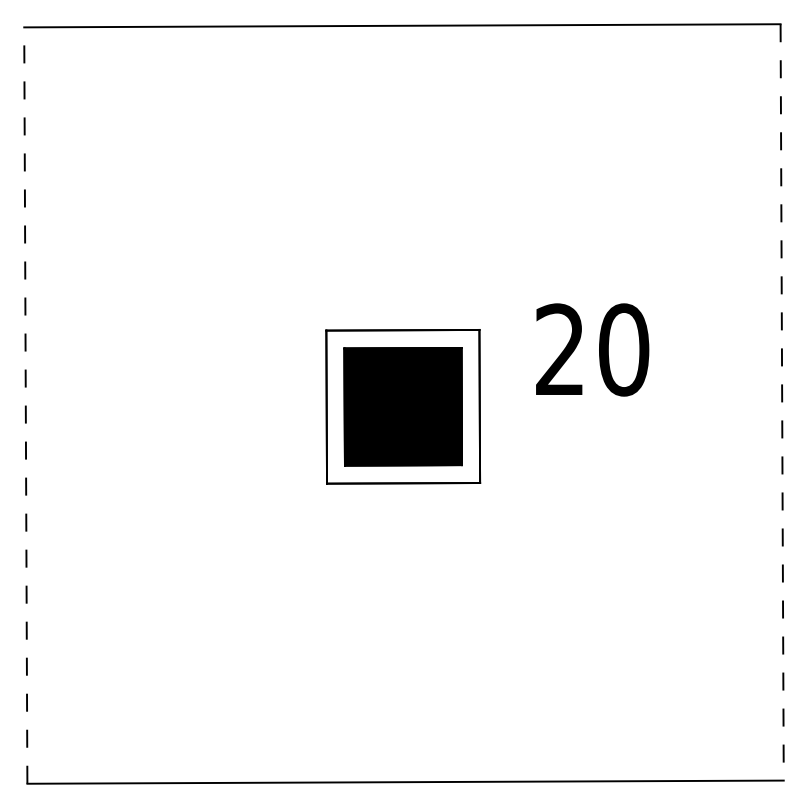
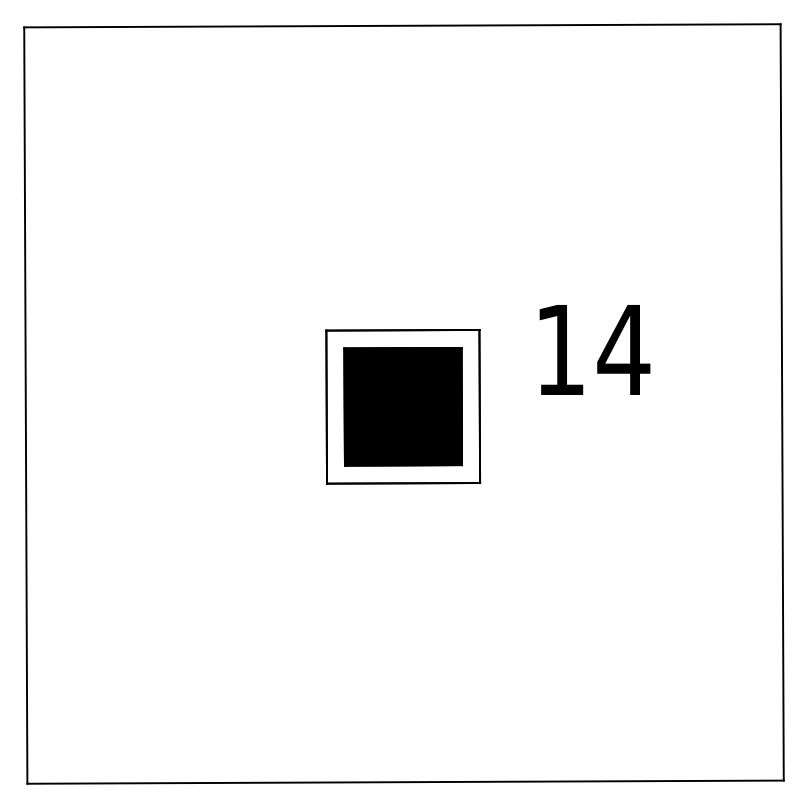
text: 20 -> 14 (593, 349)
line: dashed -> solid (782, 402)
line: dashed -> solid (25, 405)
